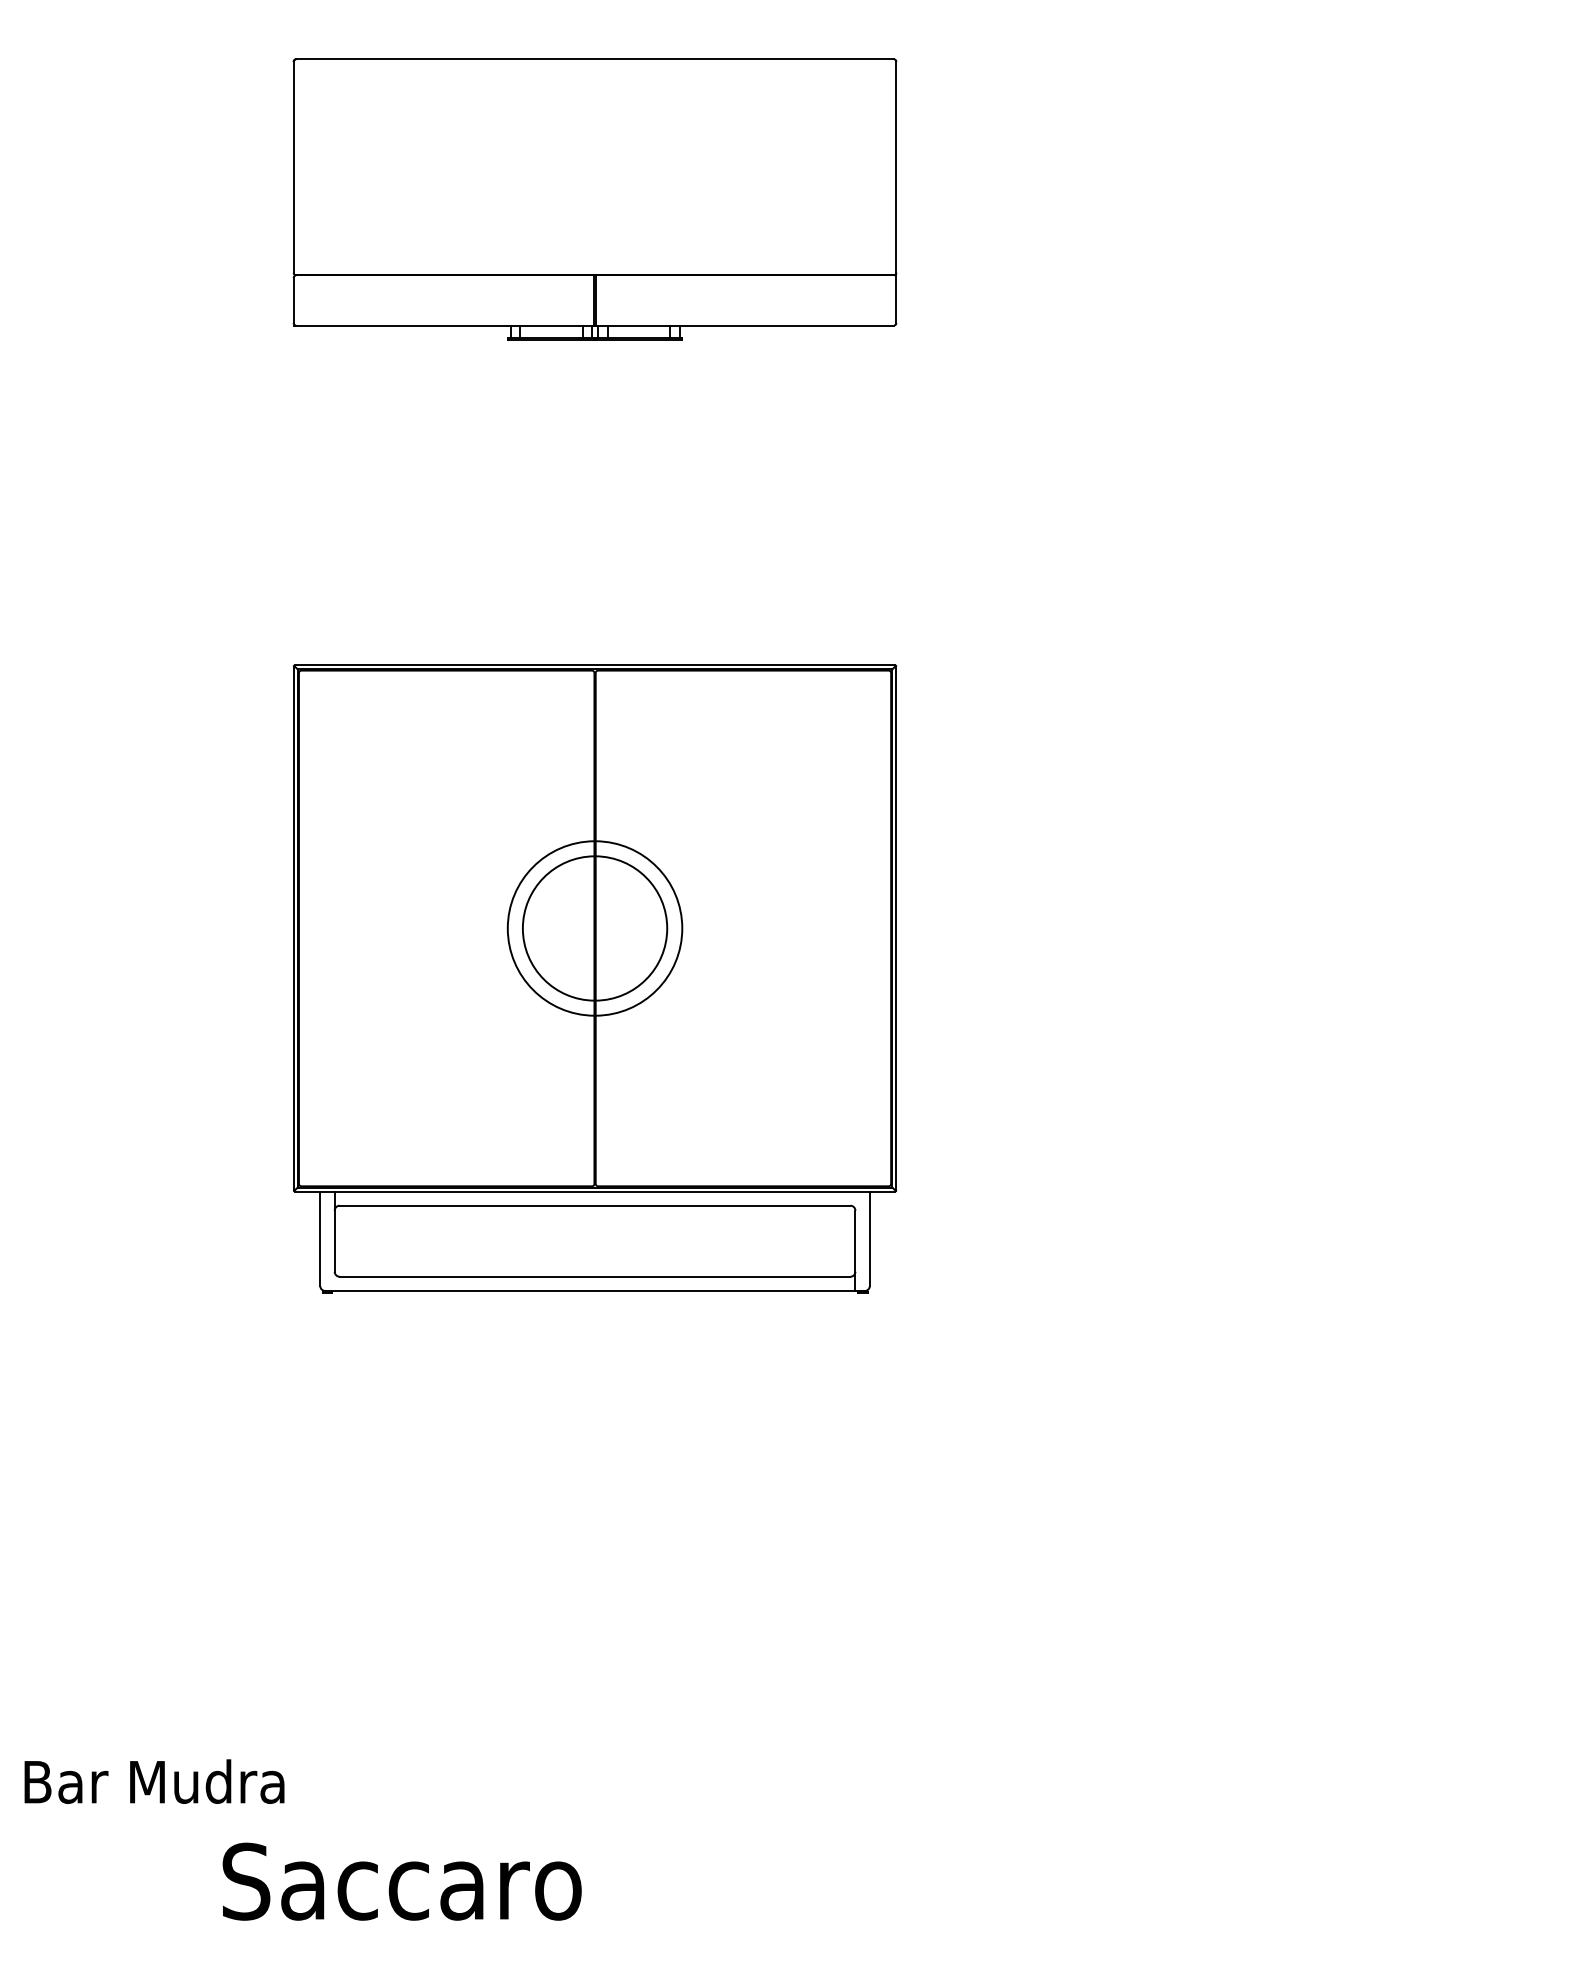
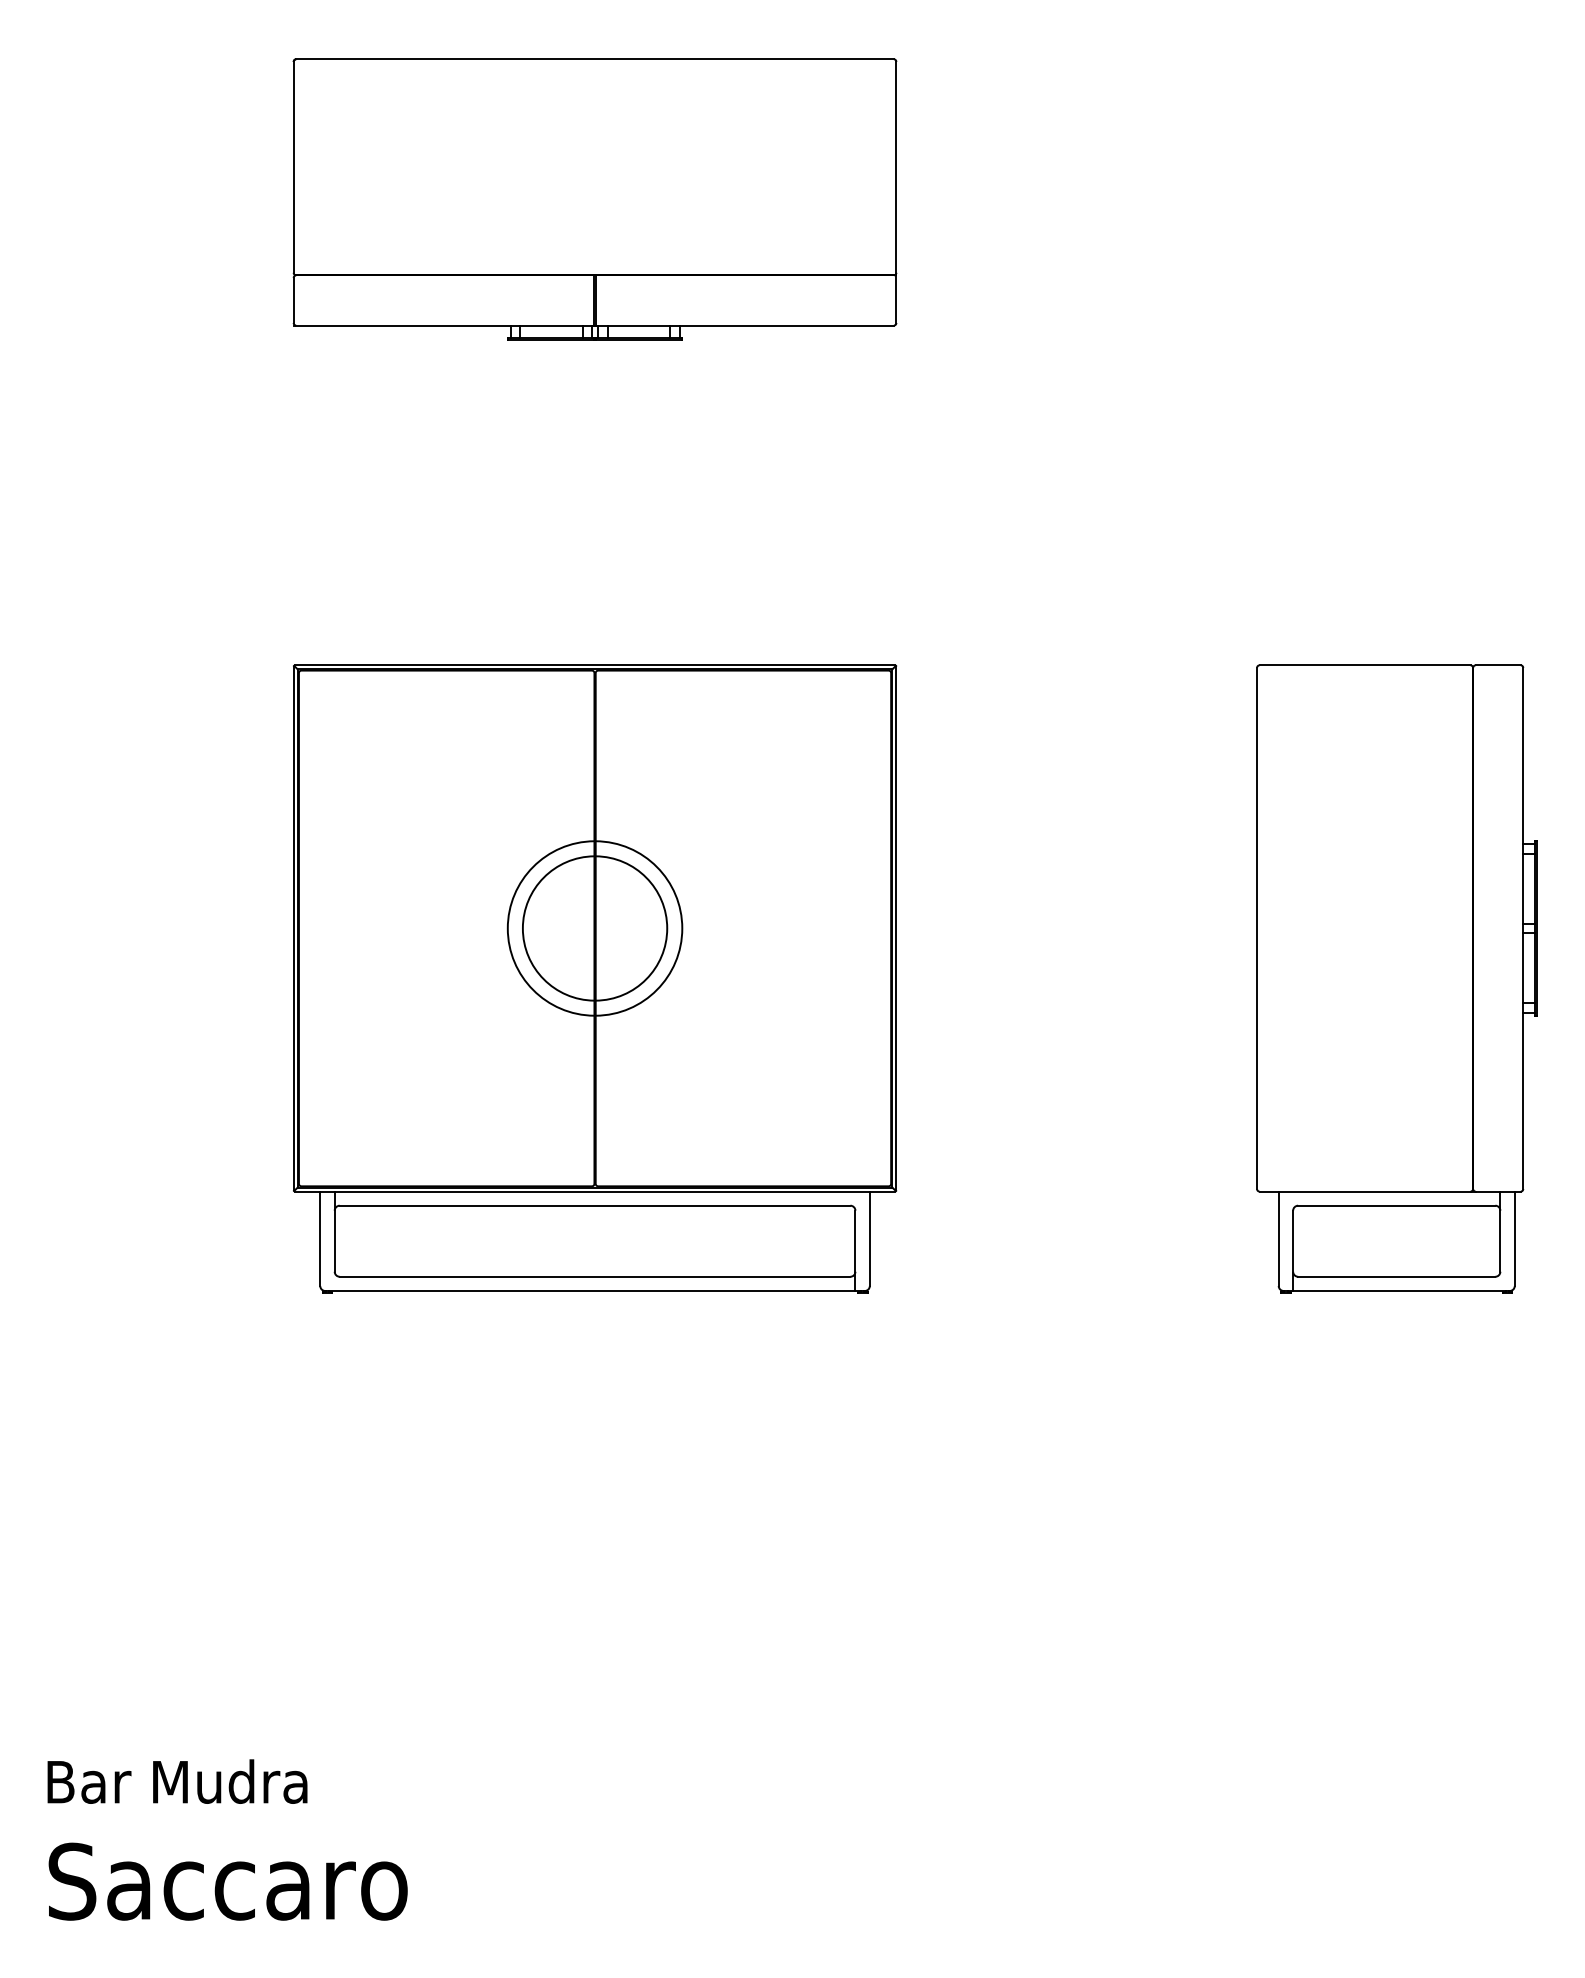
part: none -> present (1396, 978)
text position: (154, 1781) -> (177, 1781) (177, 1781)
text position: (401, 1881) -> (227, 1881) (227, 1881)
